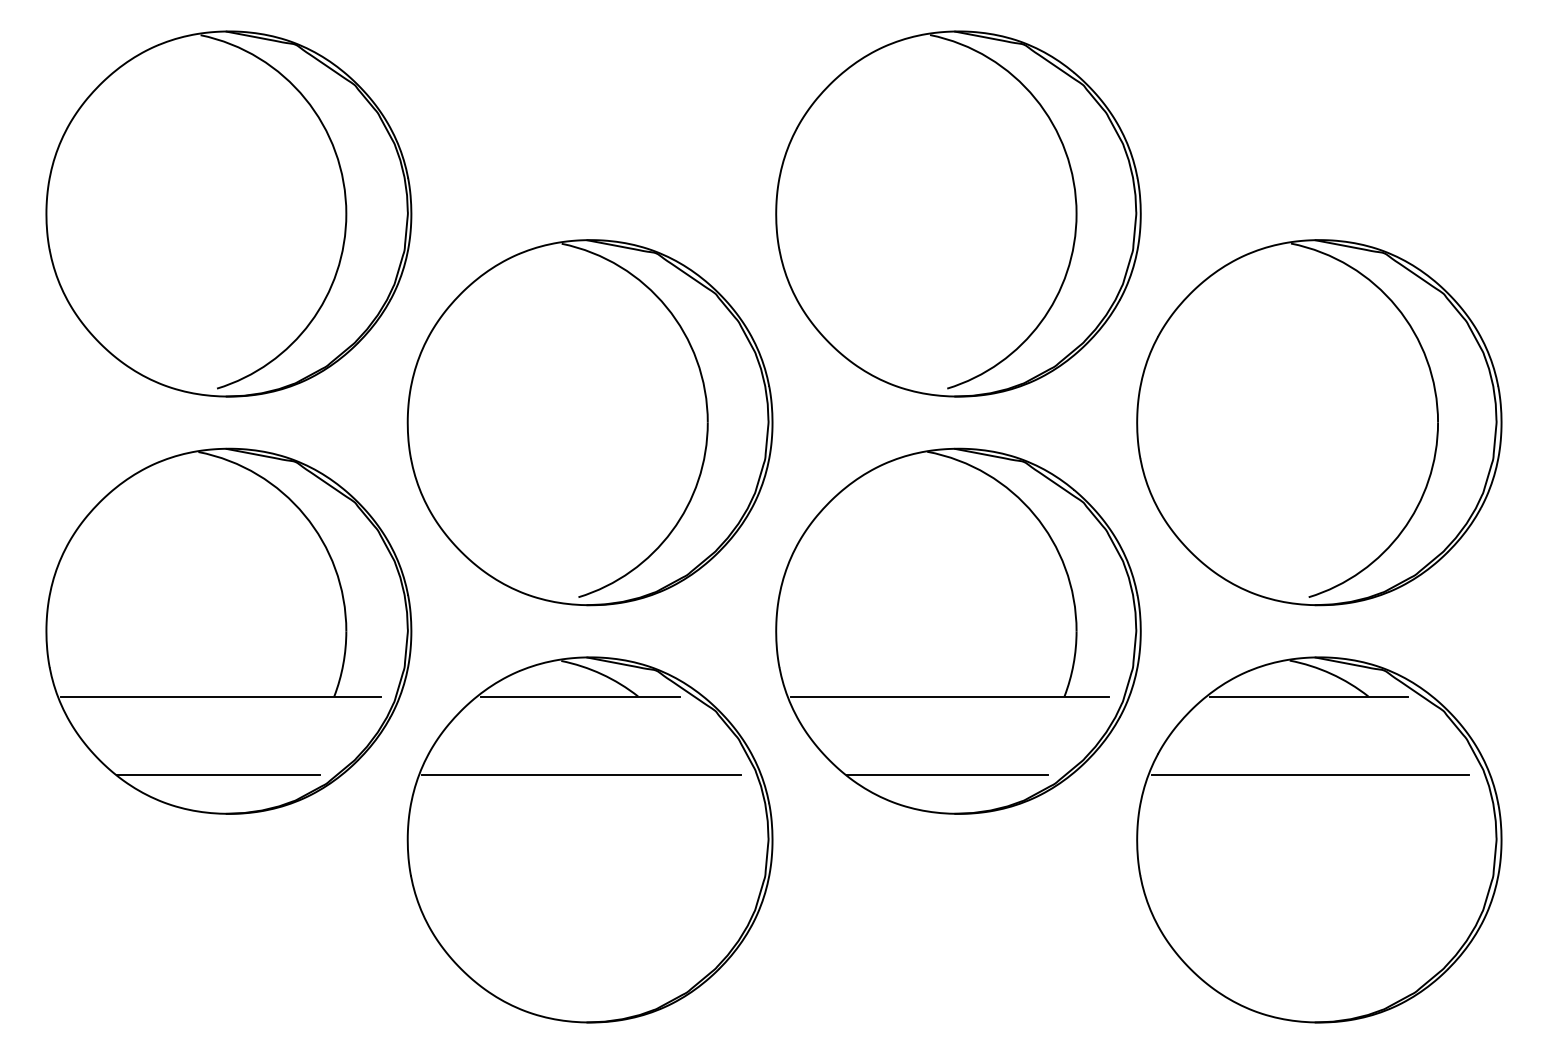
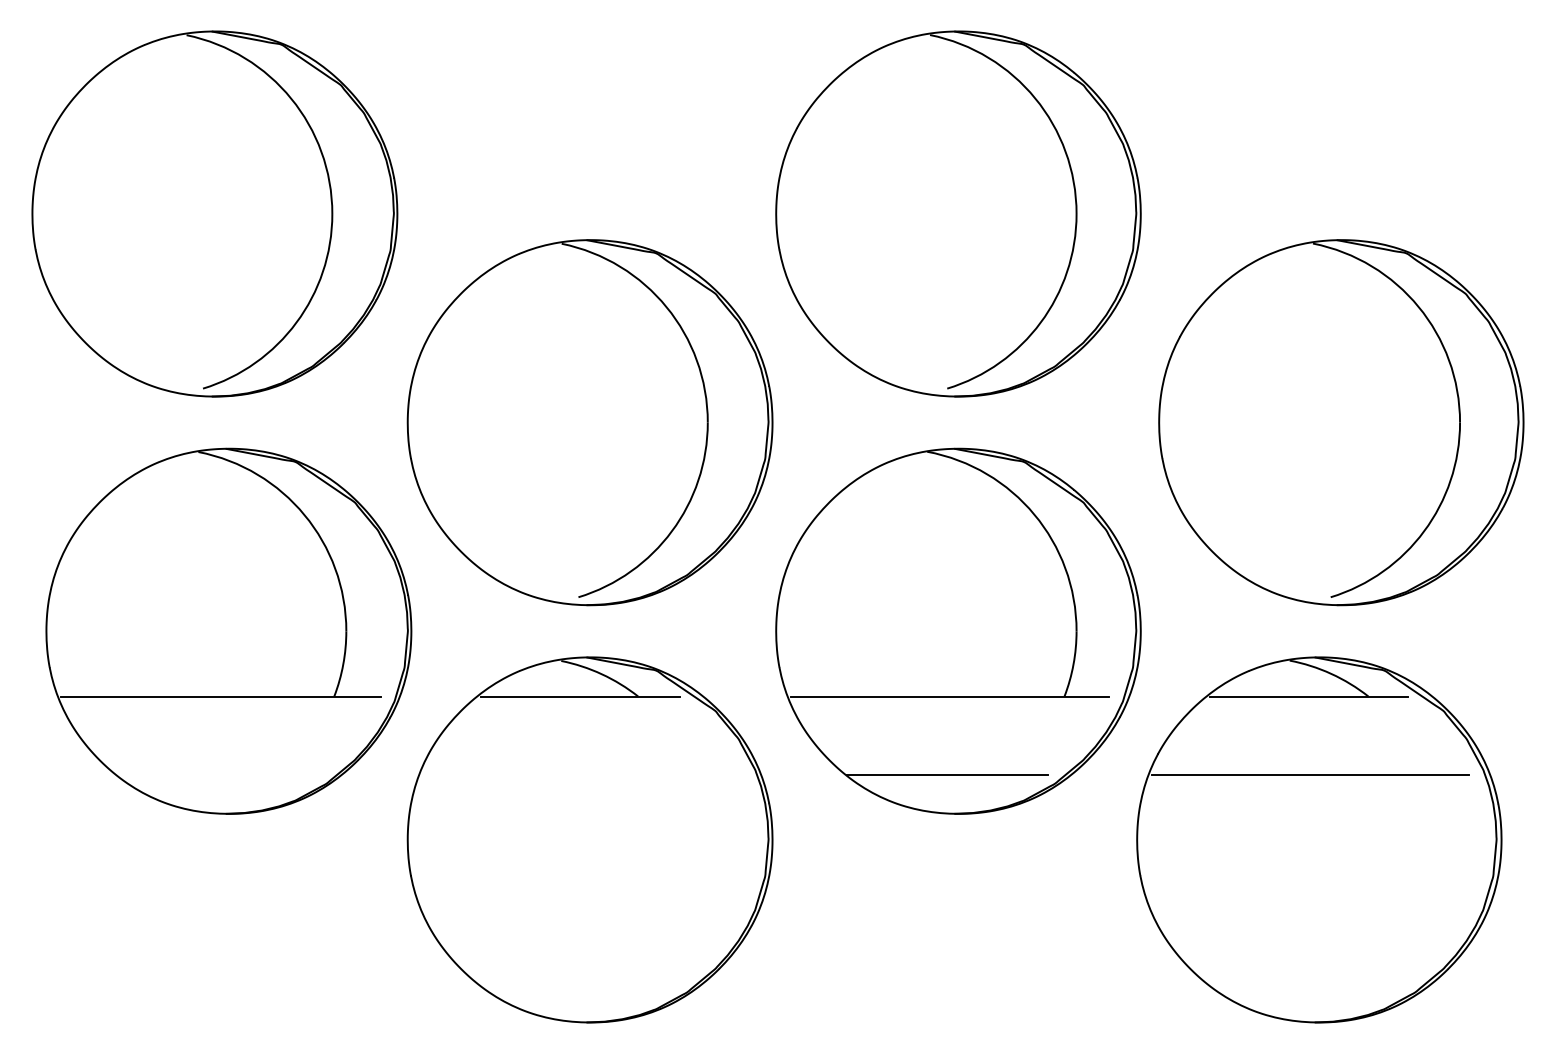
part position: (228, 213) -> (214, 213) (214, 213)
part position: (1319, 422) -> (1341, 422) (1341, 422)
line: present -> none (218, 774)
line: present -> none (581, 774)
